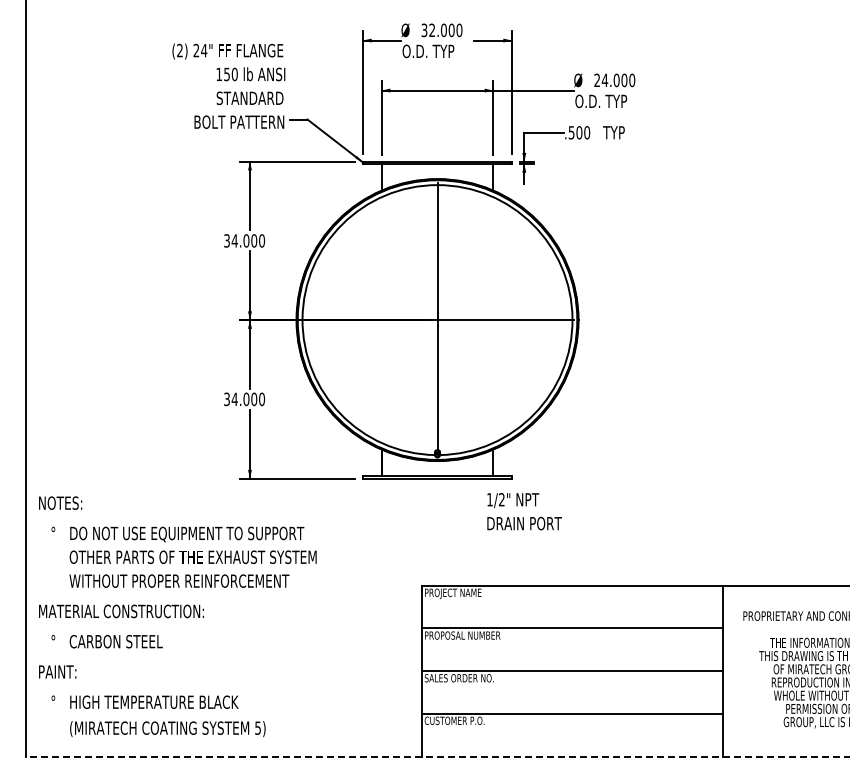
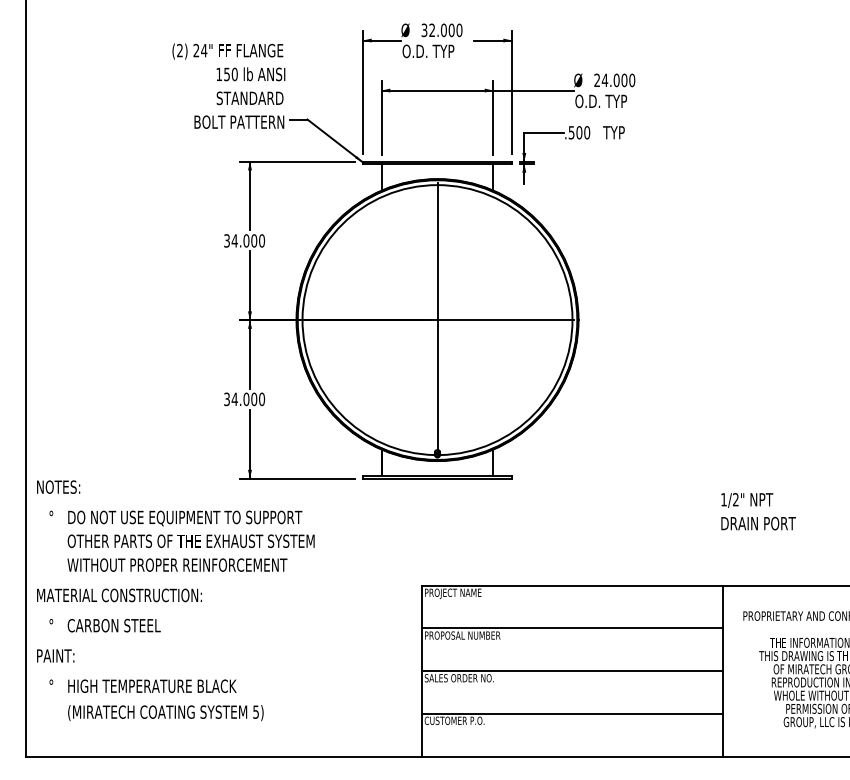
text position: (524, 511) -> (758, 511) (758, 511)
text position: (177, 616) -> (175, 600) (175, 600)
line: dashed -> solid (437, 756)
